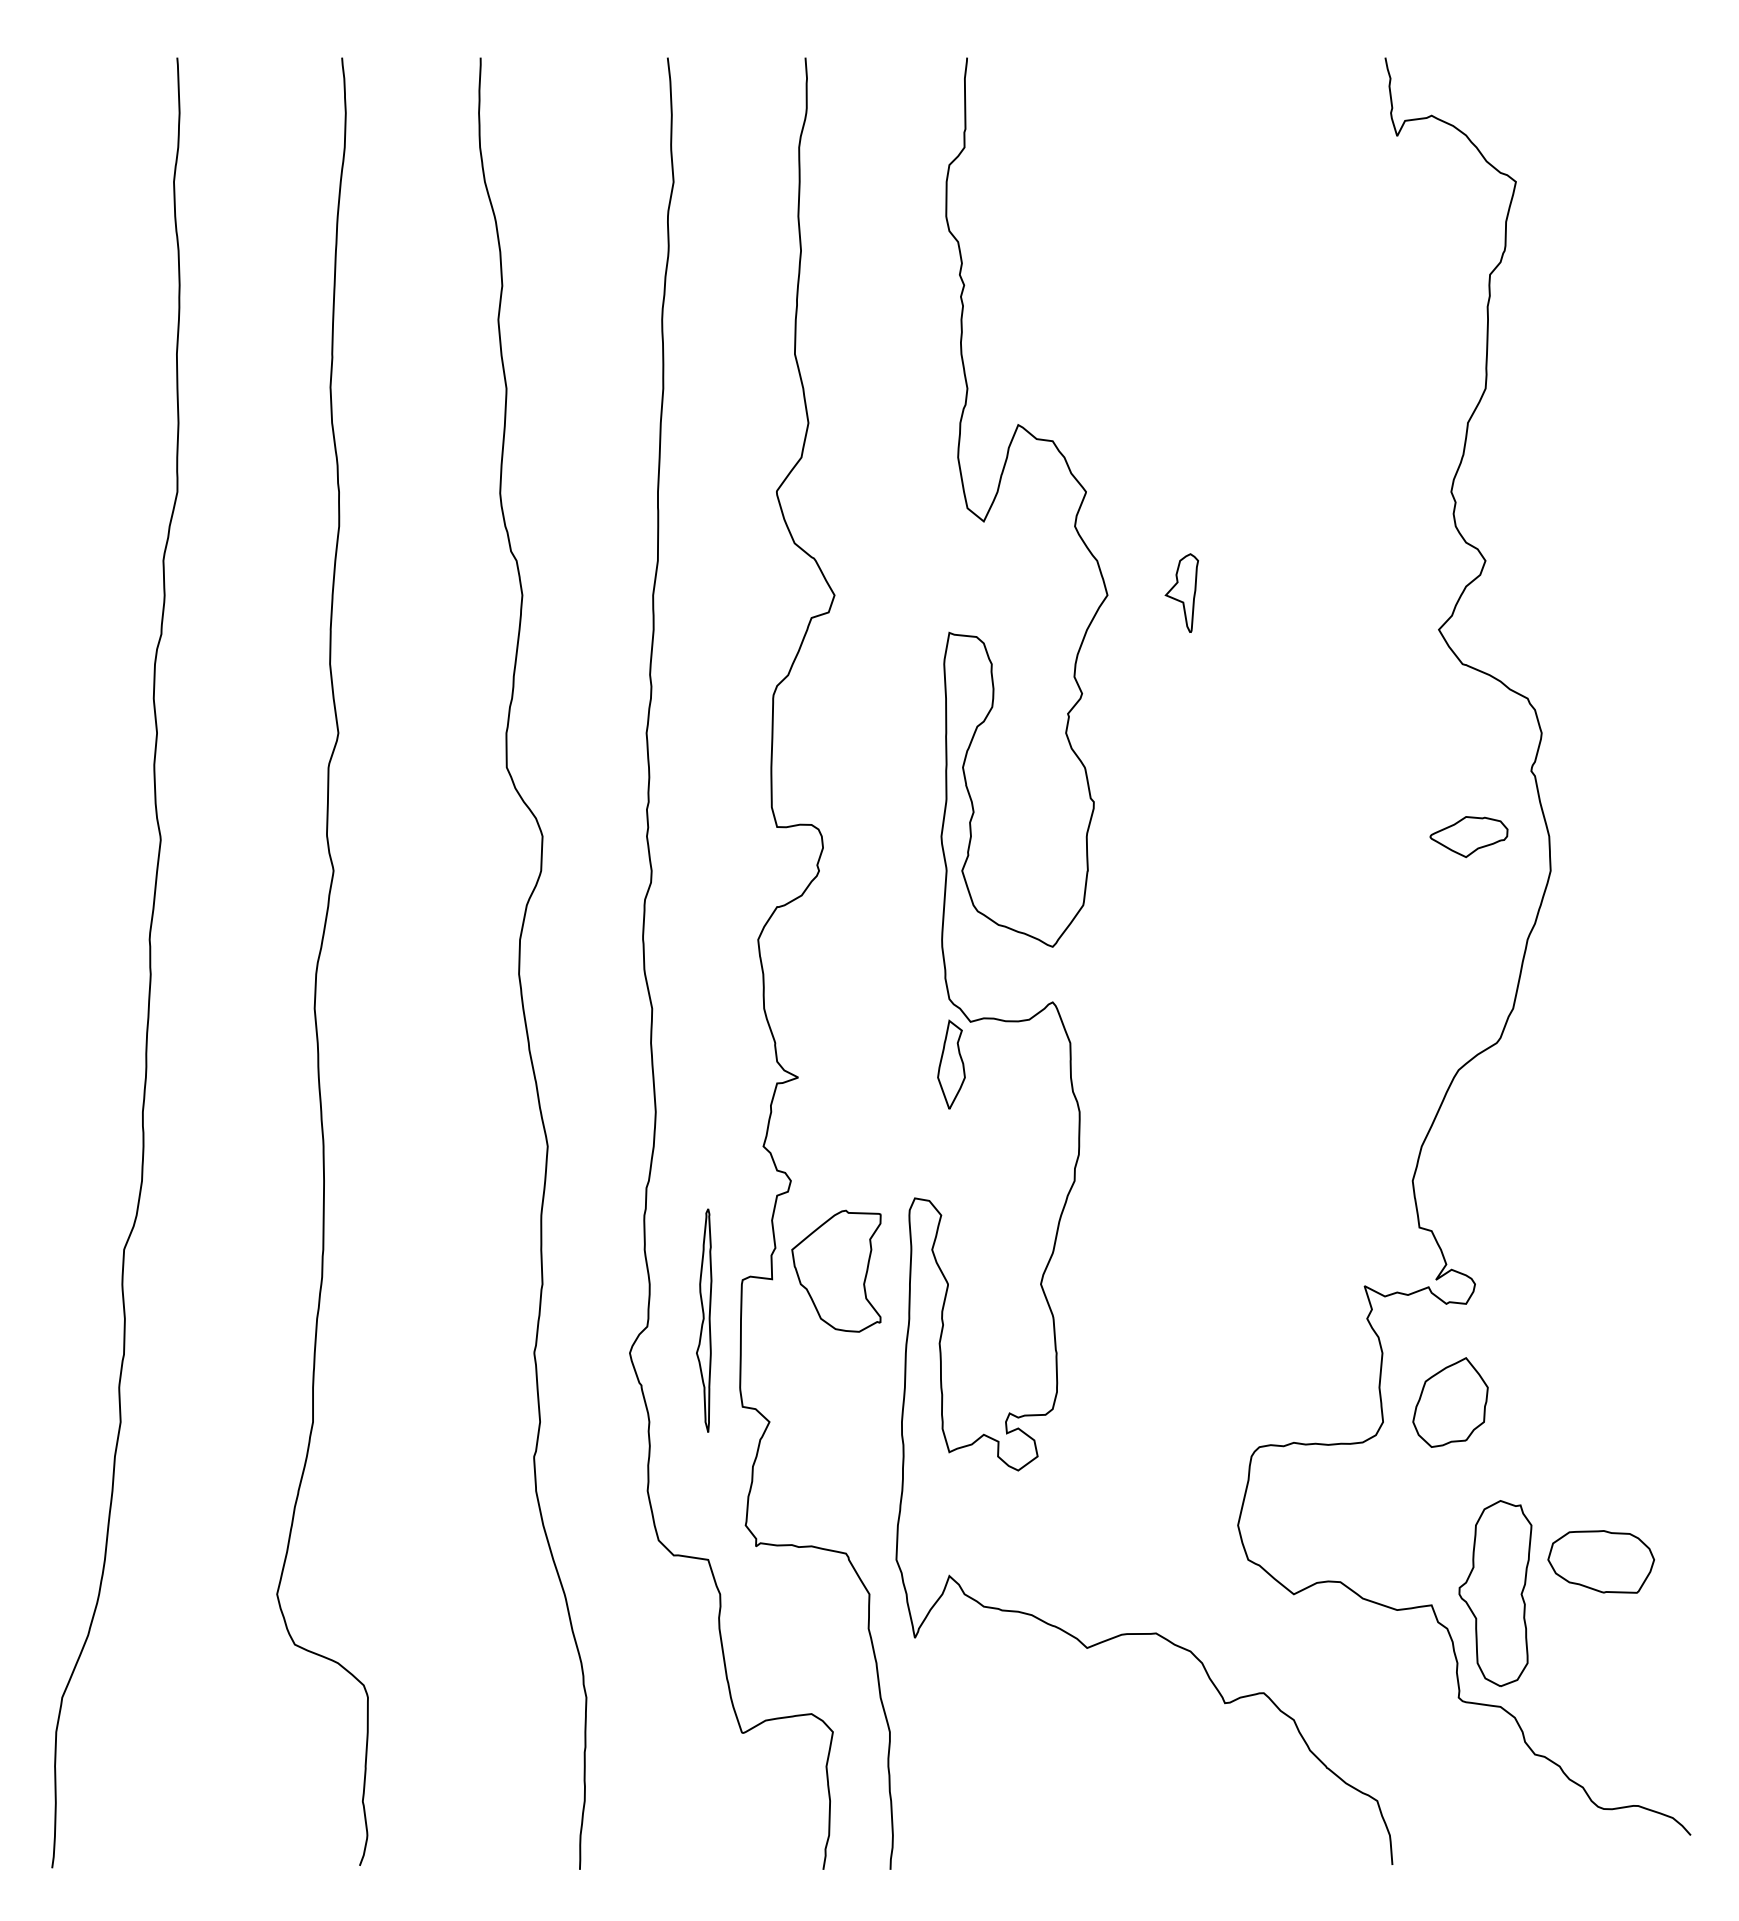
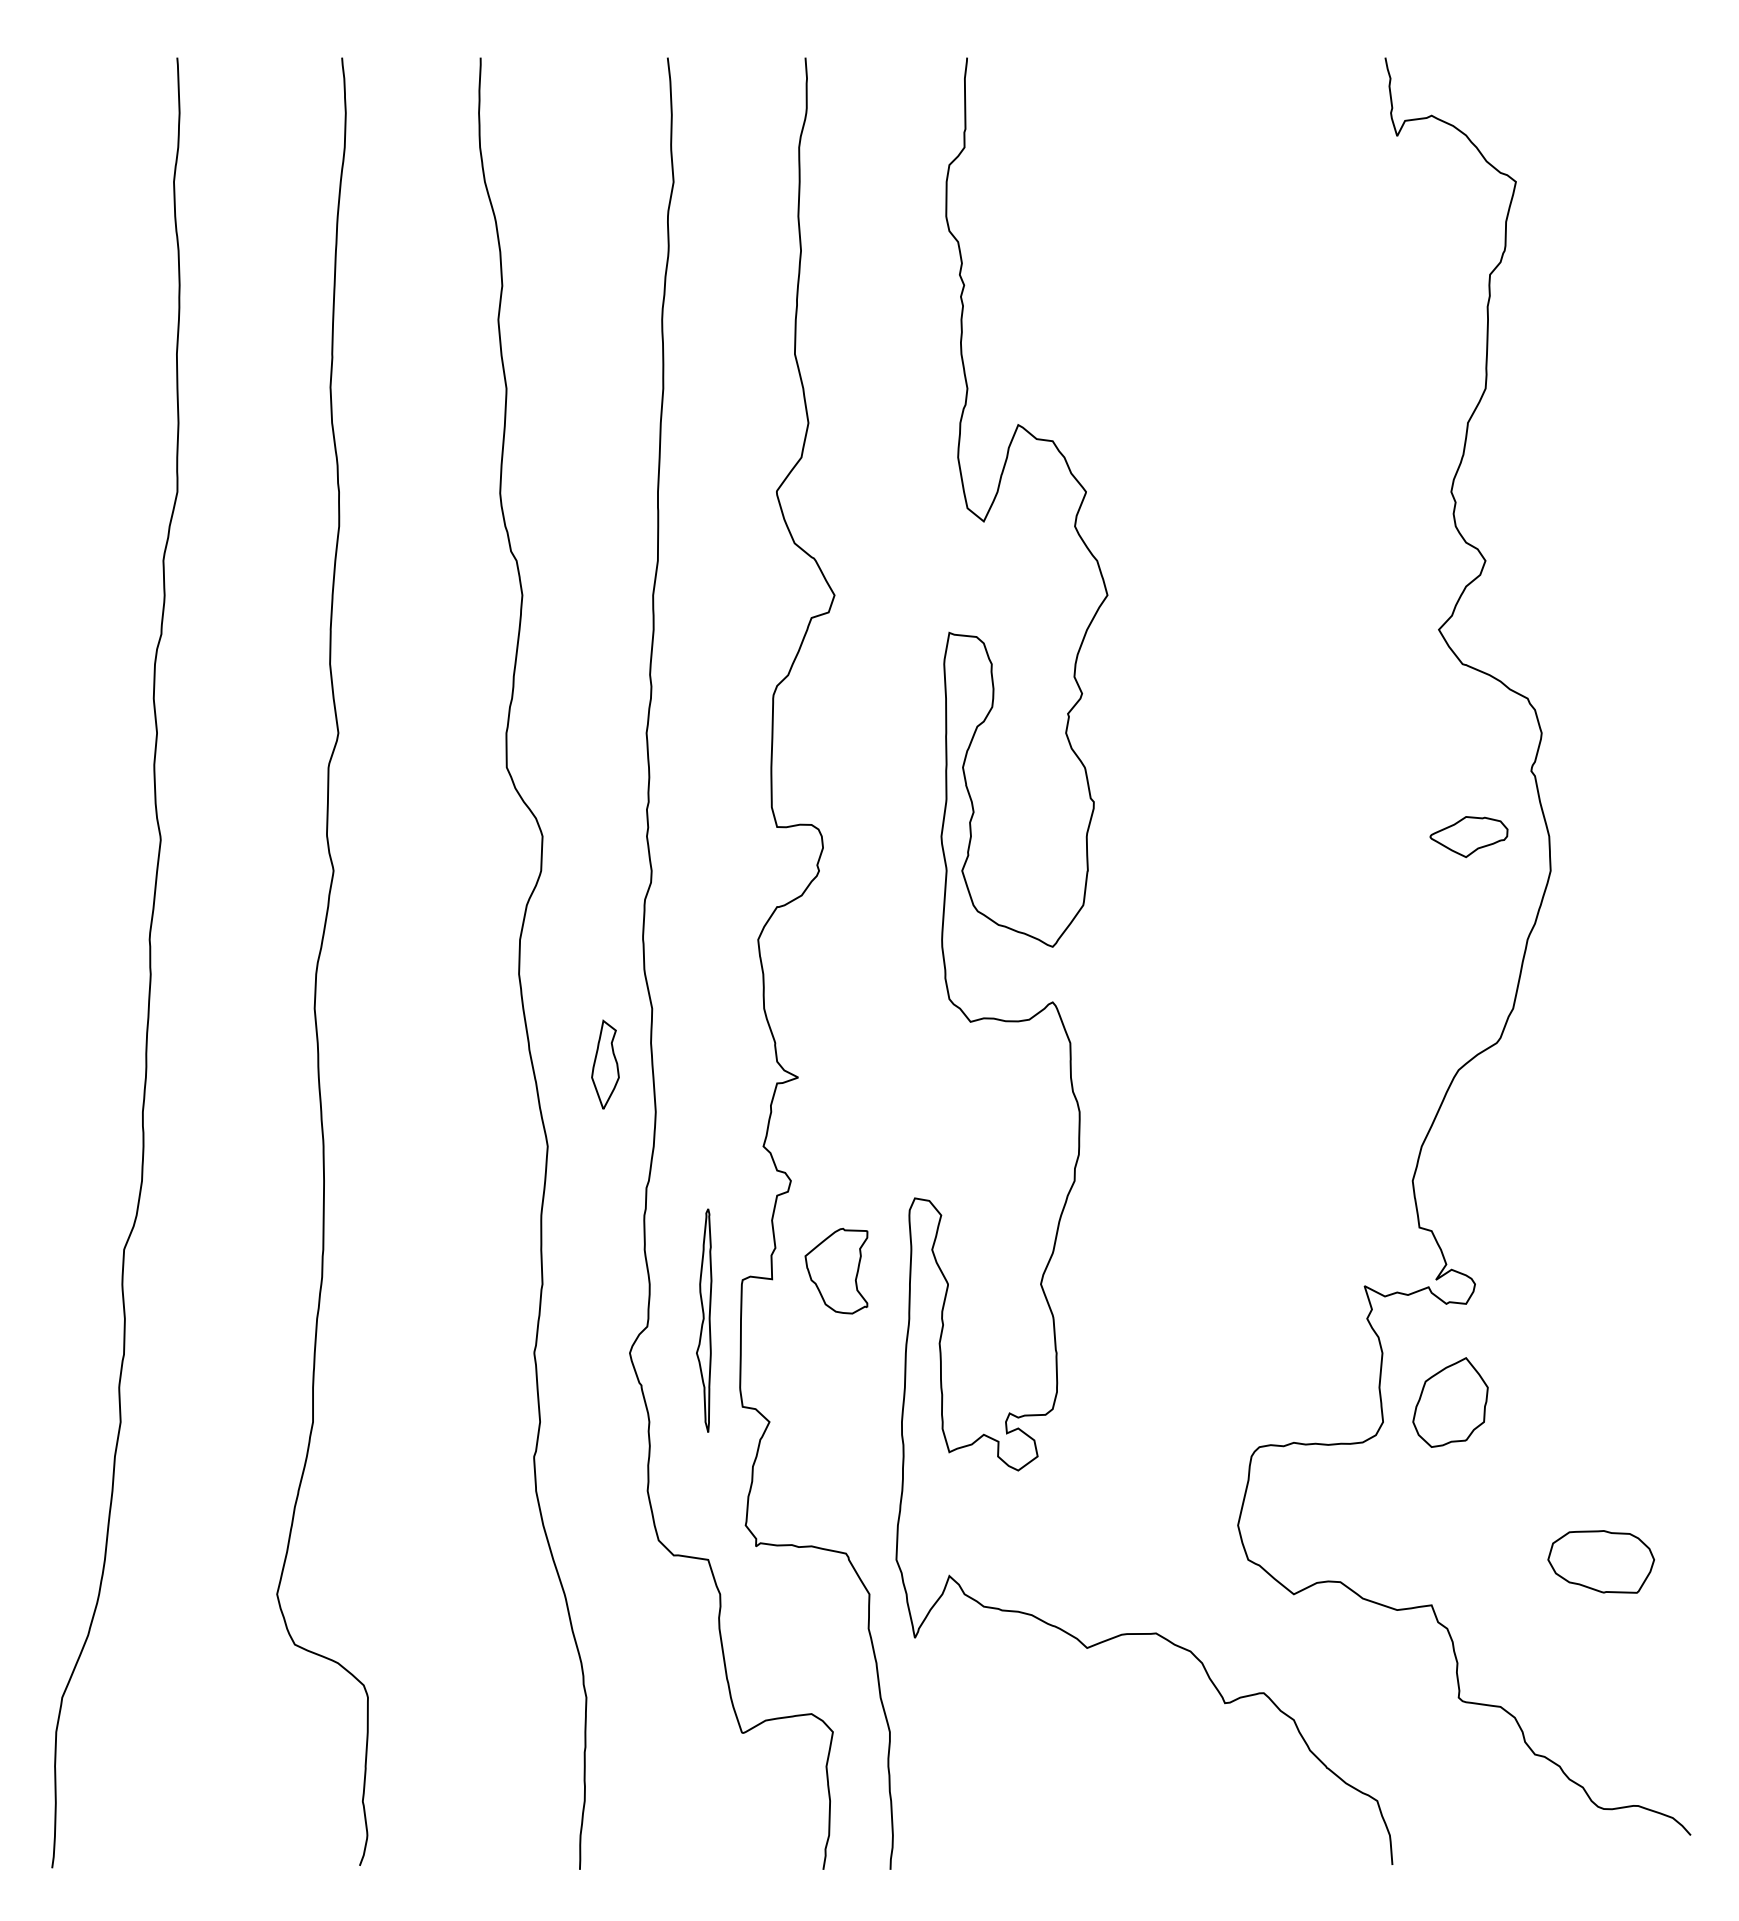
part: present -> none (1181, 592)
part position: (951, 1064) -> (605, 1064) (605, 1064)
part size: 91x124 px -> 65x88 px (836, 1270)
part: present -> none (1495, 1593)
